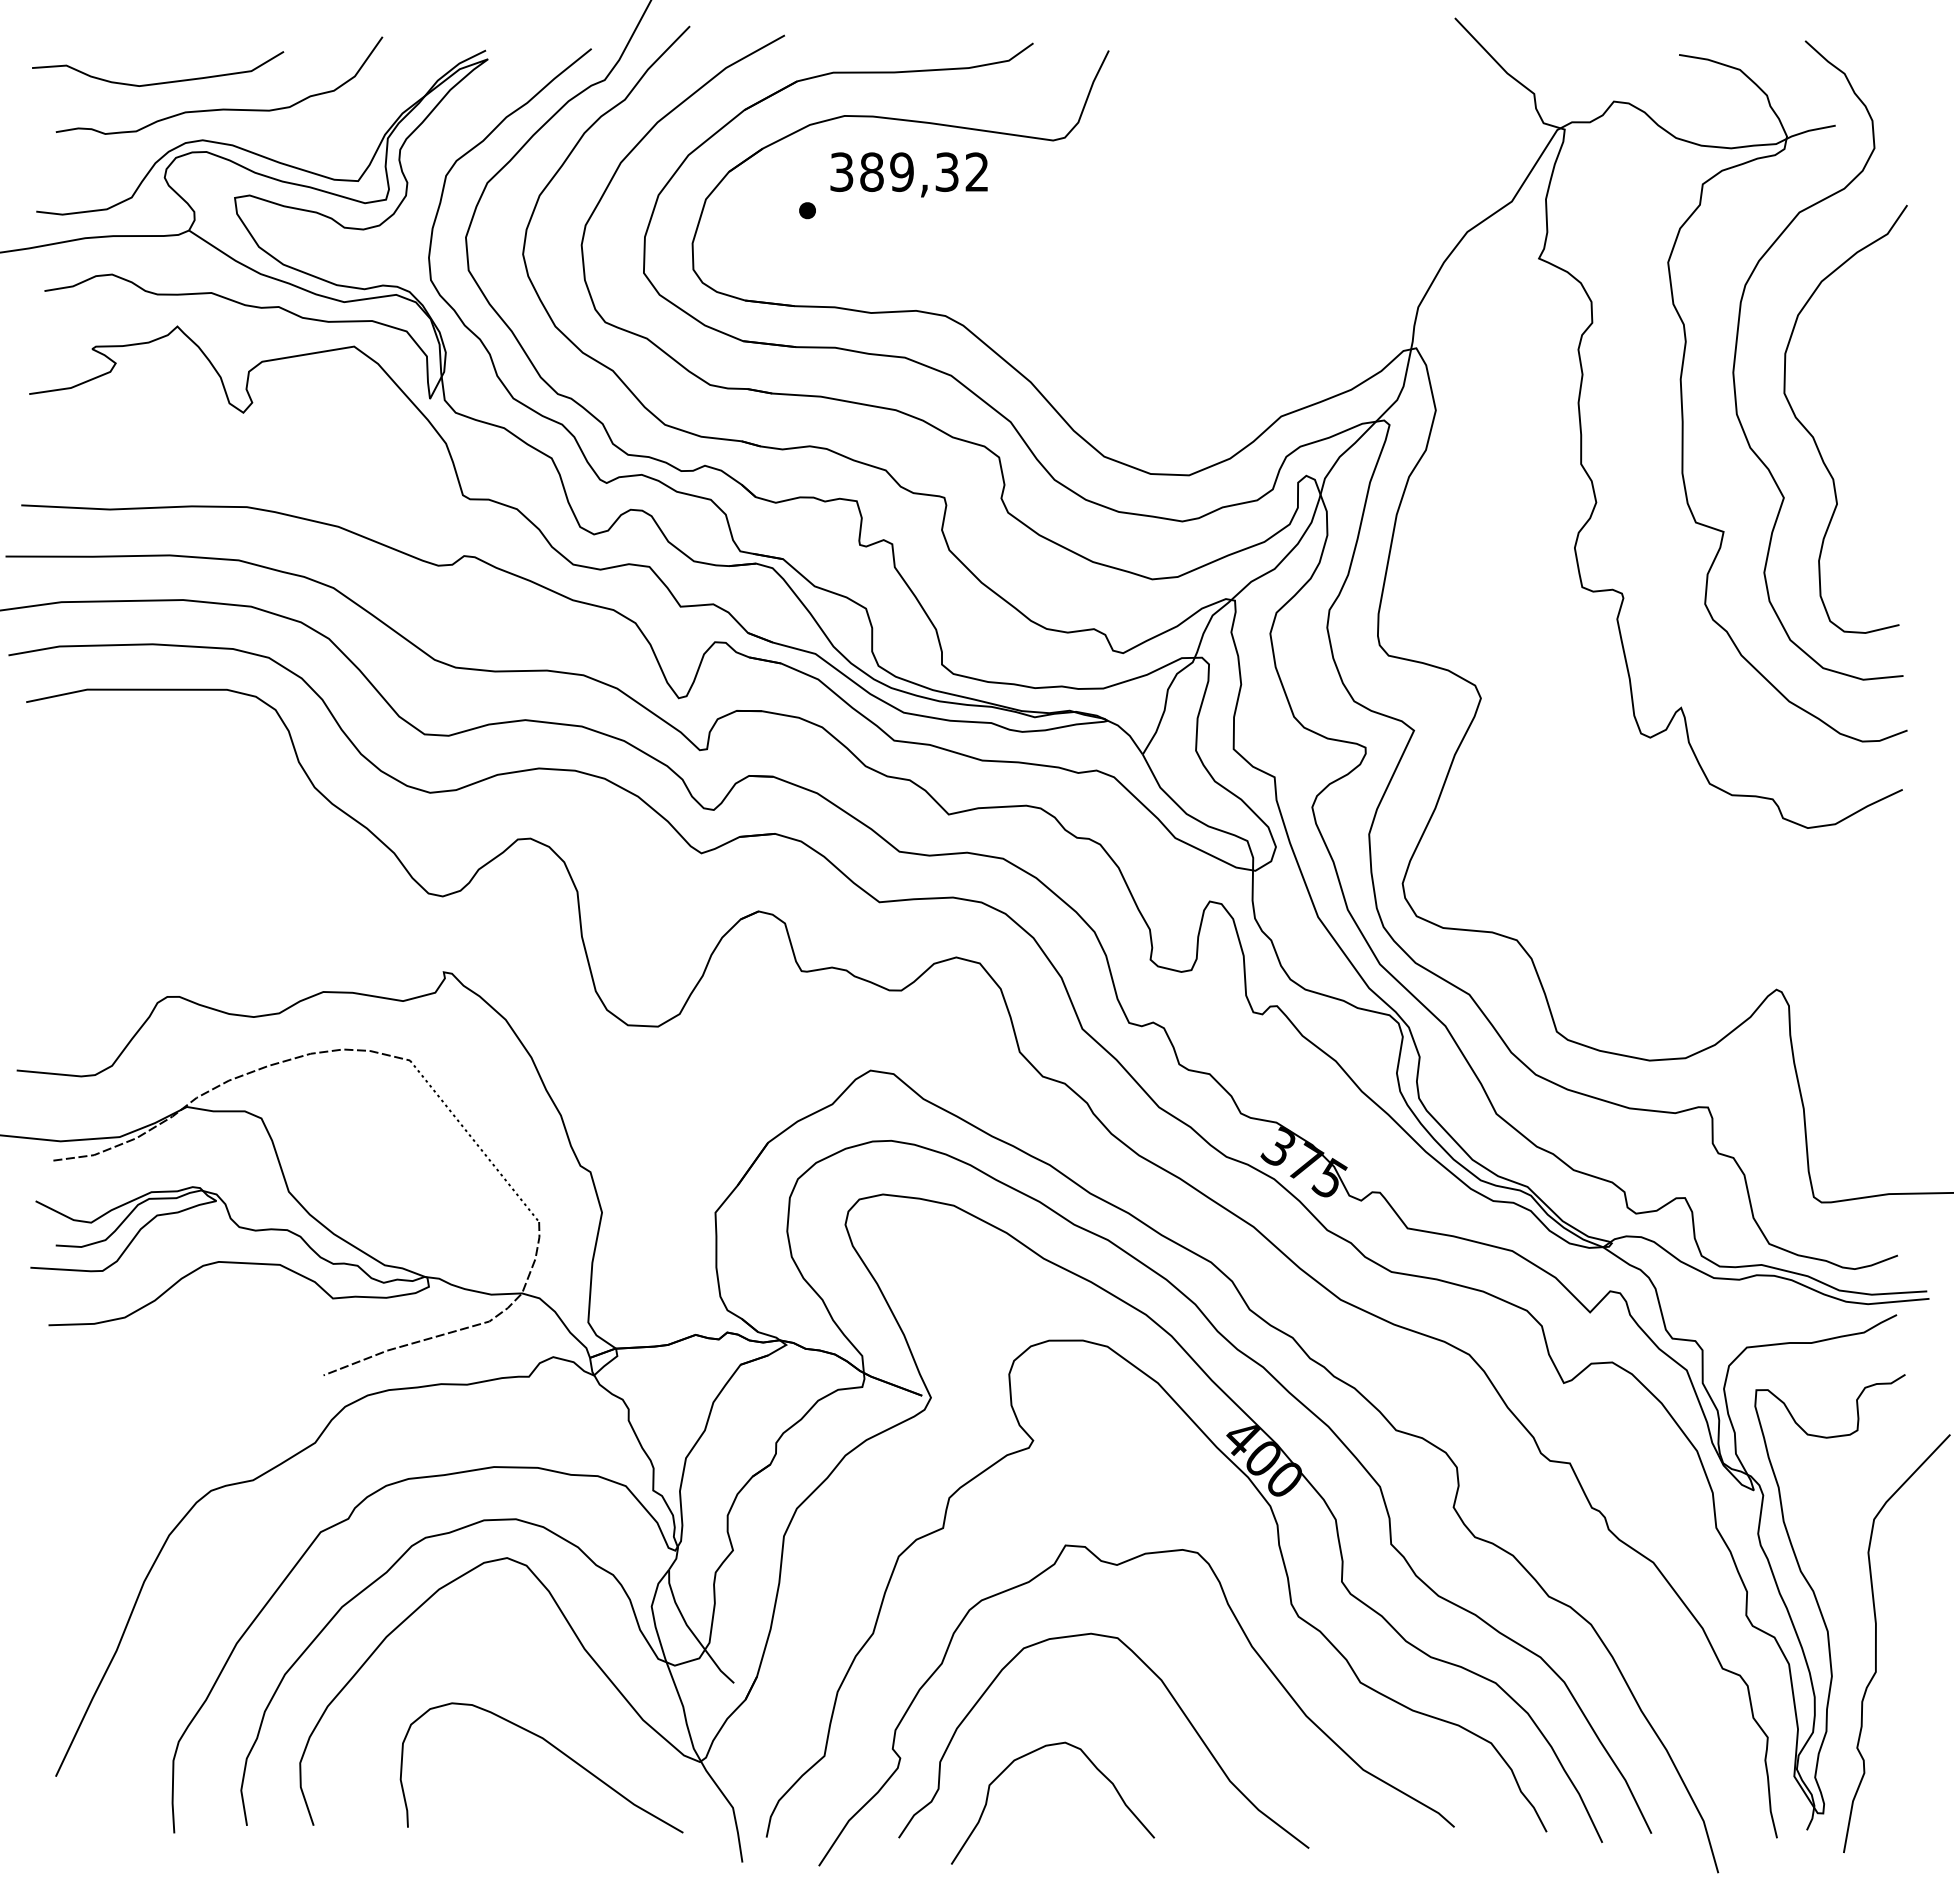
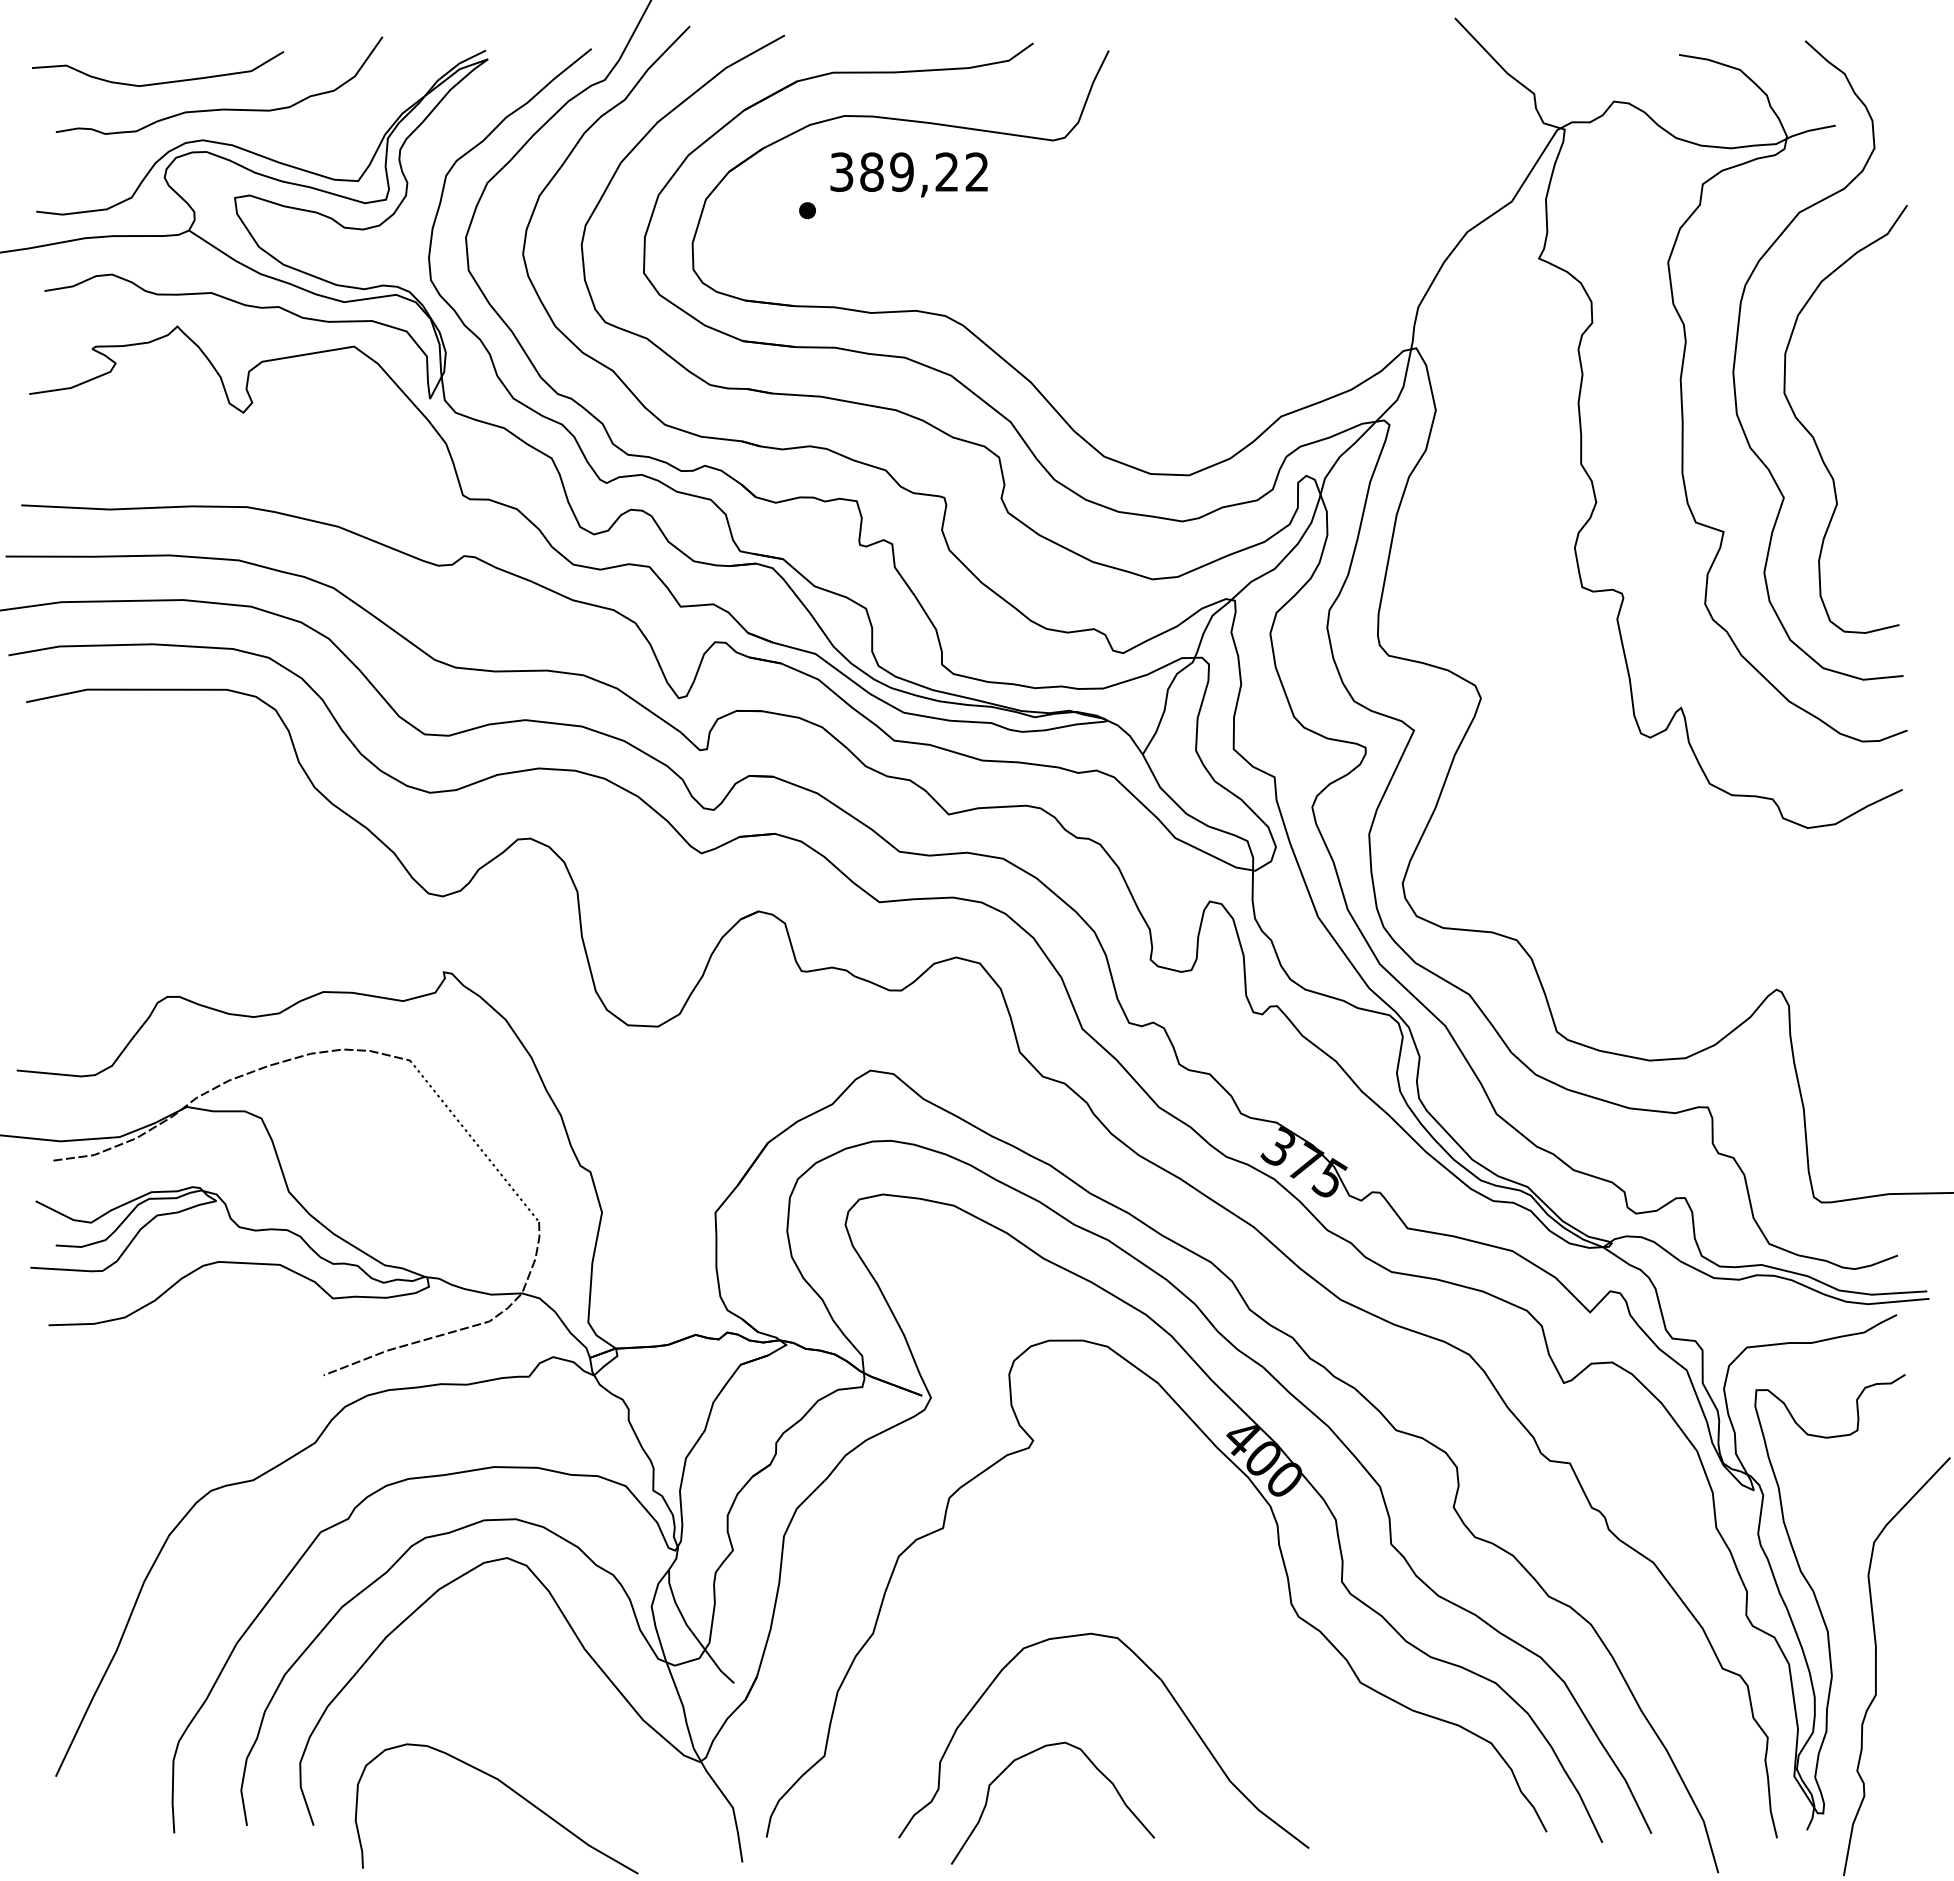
text: 389,32 -> 389,22 (946, 172)
curve position: (1876, 1643) -> (1876, 1666) (1876, 1666)
curve: present -> none (1250, 1646)
curve position: (553, 1747) -> (508, 1788) (508, 1788)
